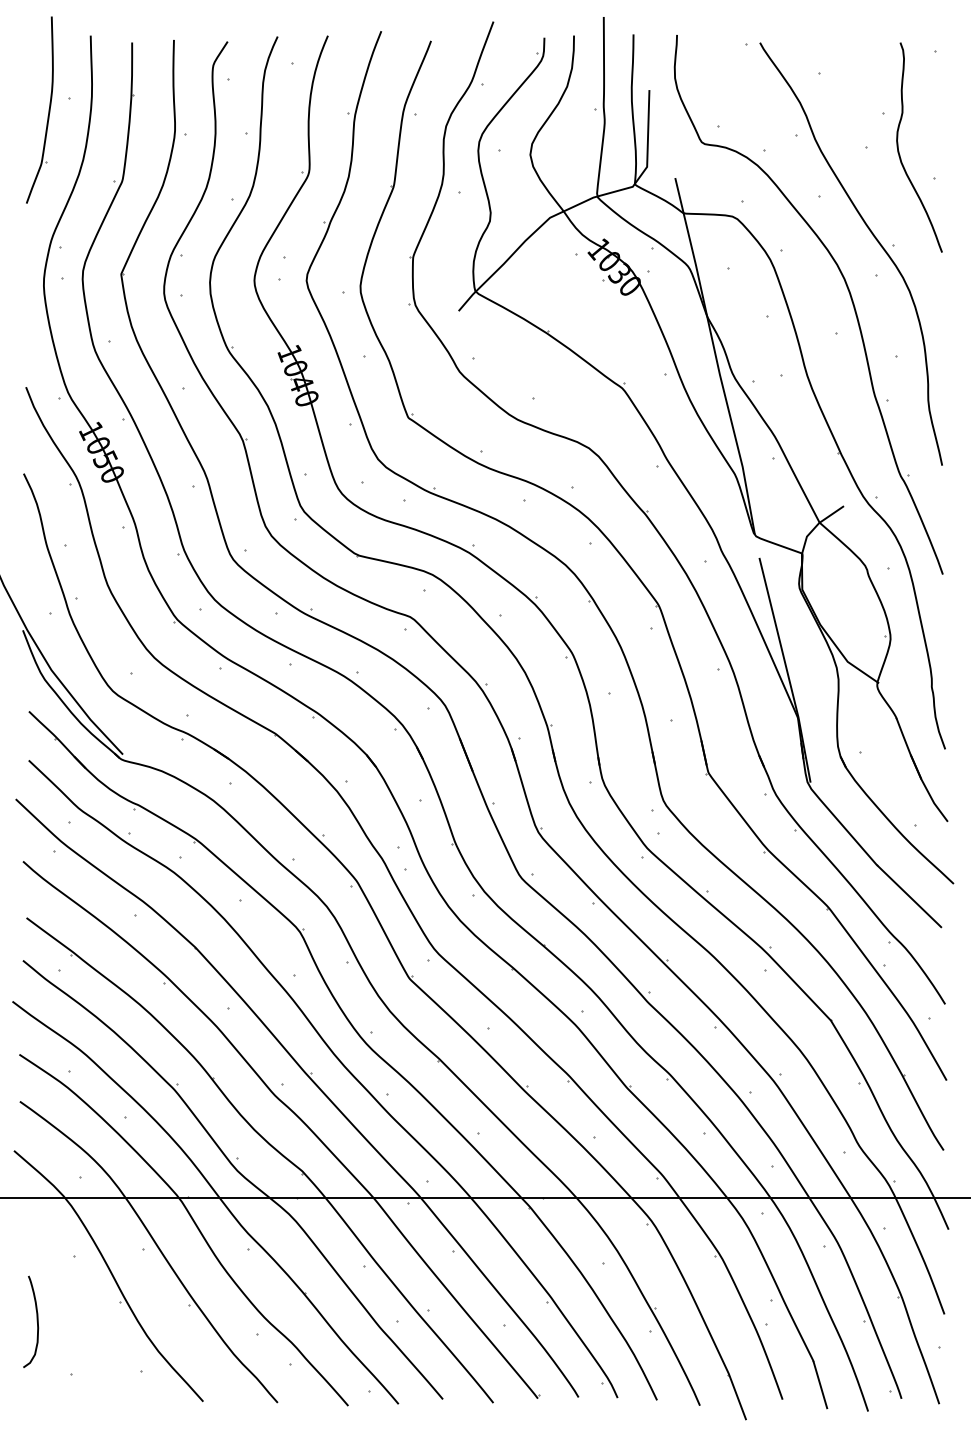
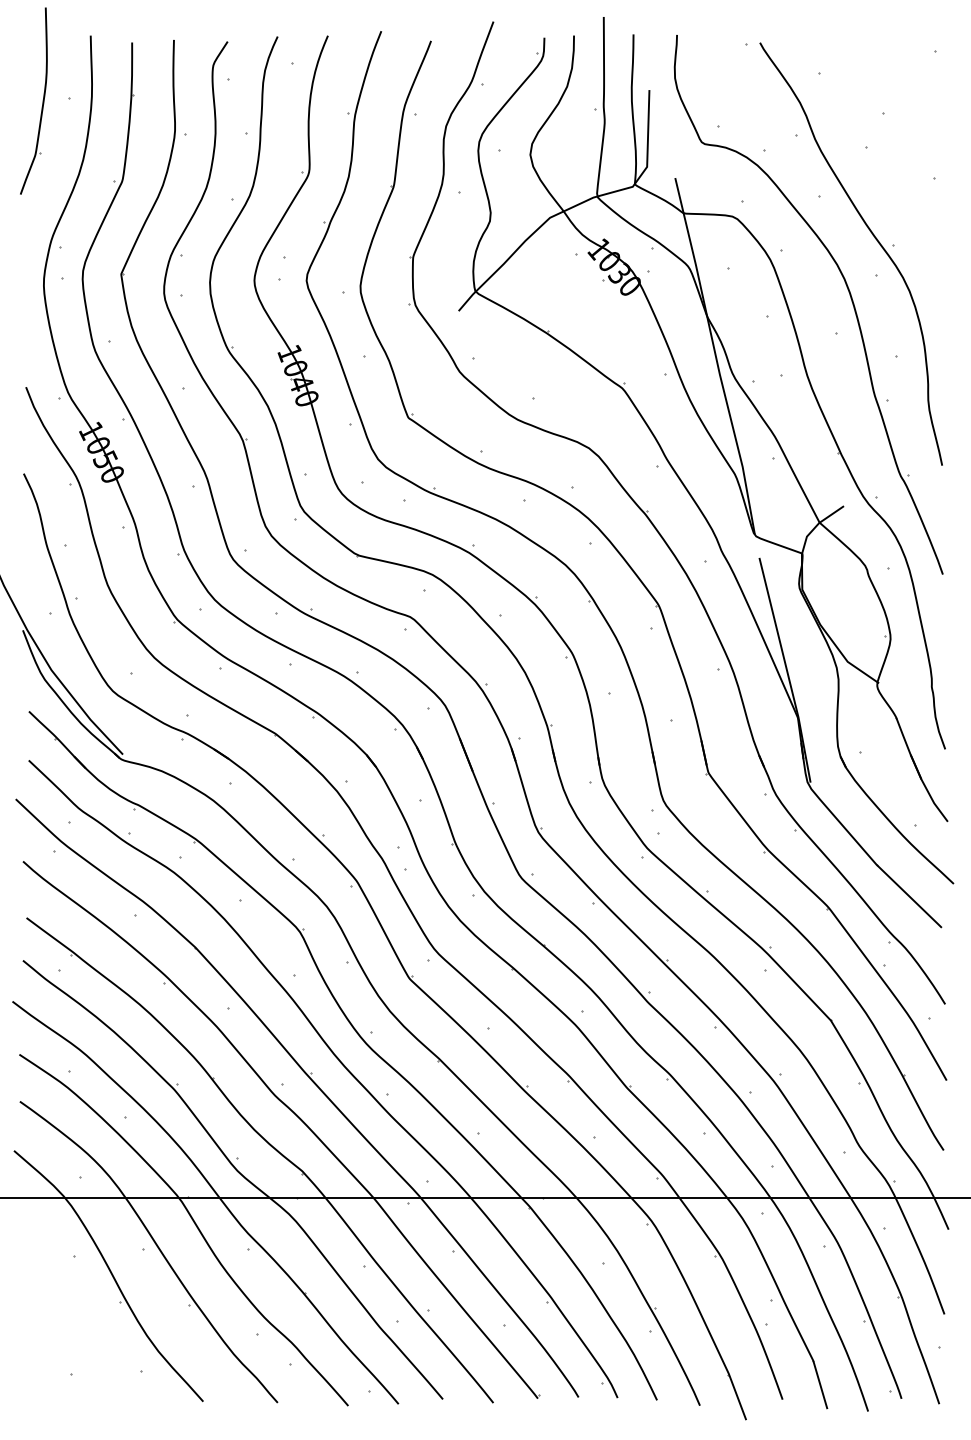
part position: (48, 109) -> (42, 100) (42, 100)
curve: present -> none (900, 154)
curve: present -> none (36, 1321)
